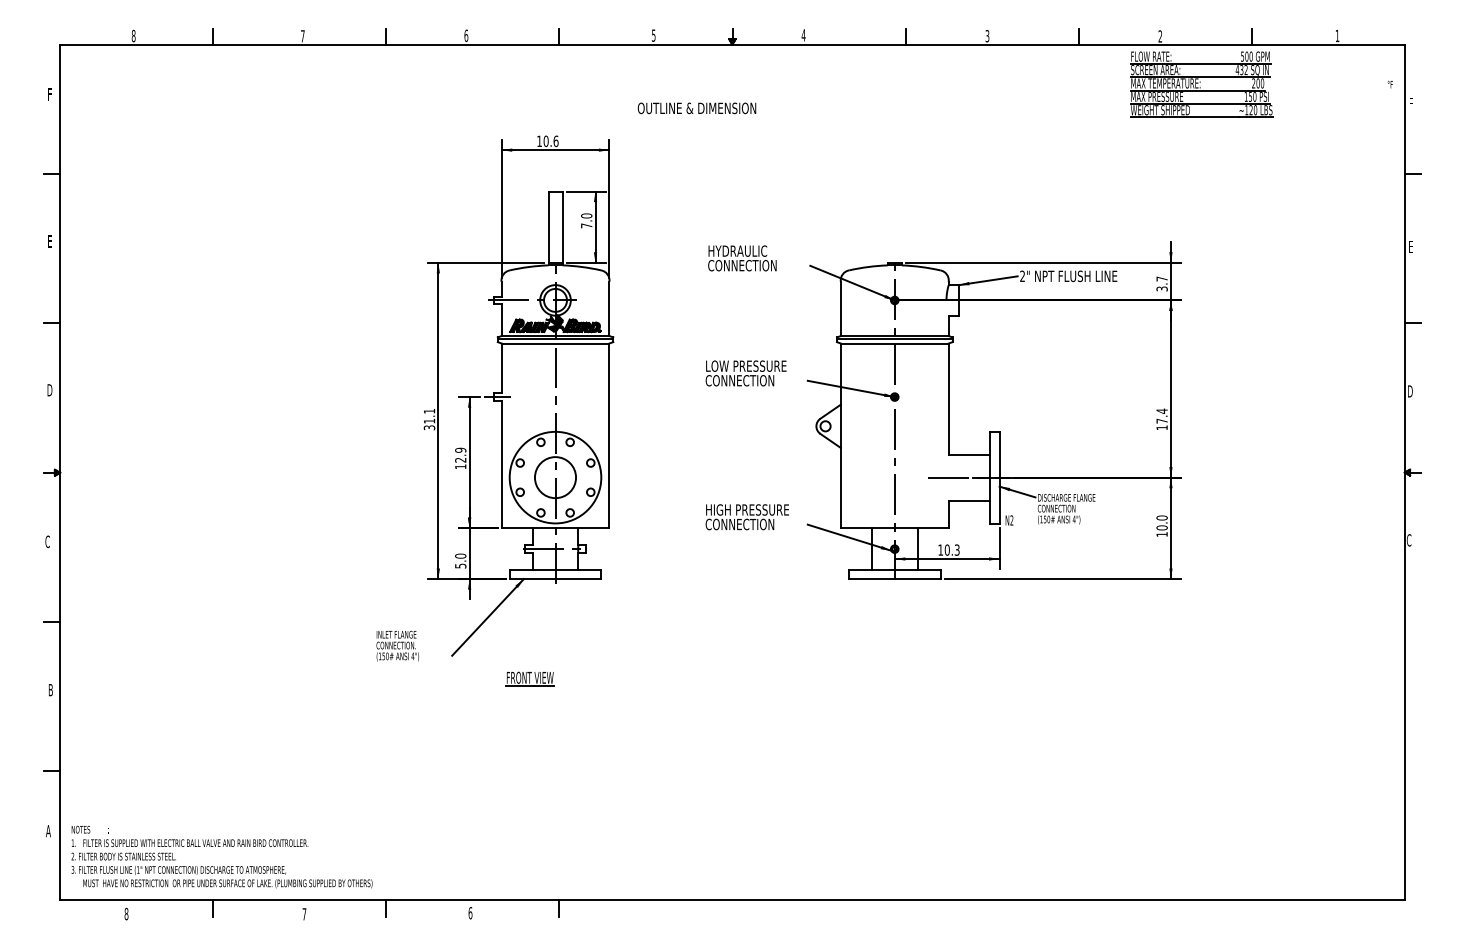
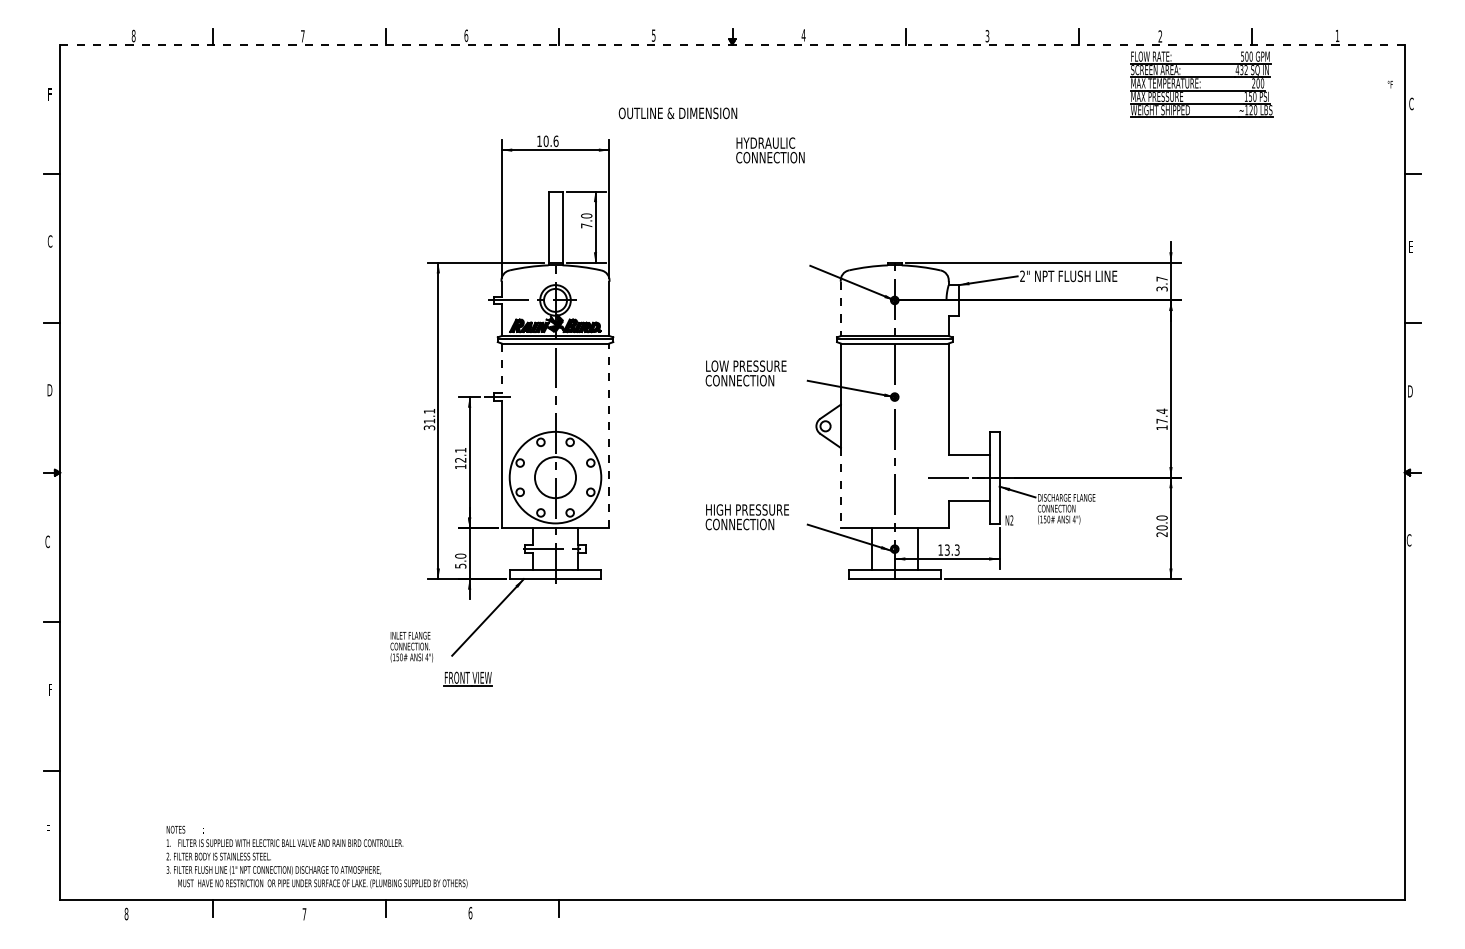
line: solid -> dashed (732, 44)
text: F -> C (1411, 103)
text position: (696, 108) -> (677, 113) (677, 113)
text: E -> C (49, 241)
text position: (742, 258) -> (770, 150) (770, 150)
line: solid -> dashed (840, 309)
line: solid -> dashed (501, 368)
line: solid -> dashed (609, 435)
text: 12.9 -> 12.1 (460, 449)
line: solid -> dashed (840, 488)
text: 10.0 -> 20.0 (1161, 534)
text: 10.3 -> 13.3 (946, 549)
text position: (397, 645) -> (411, 646) (411, 646)
part position: (529, 678) -> (467, 678) (467, 678)
text: B -> F (50, 690)
text: A -> F (48, 831)
text position: (221, 856) -> (316, 856) (316, 856)
